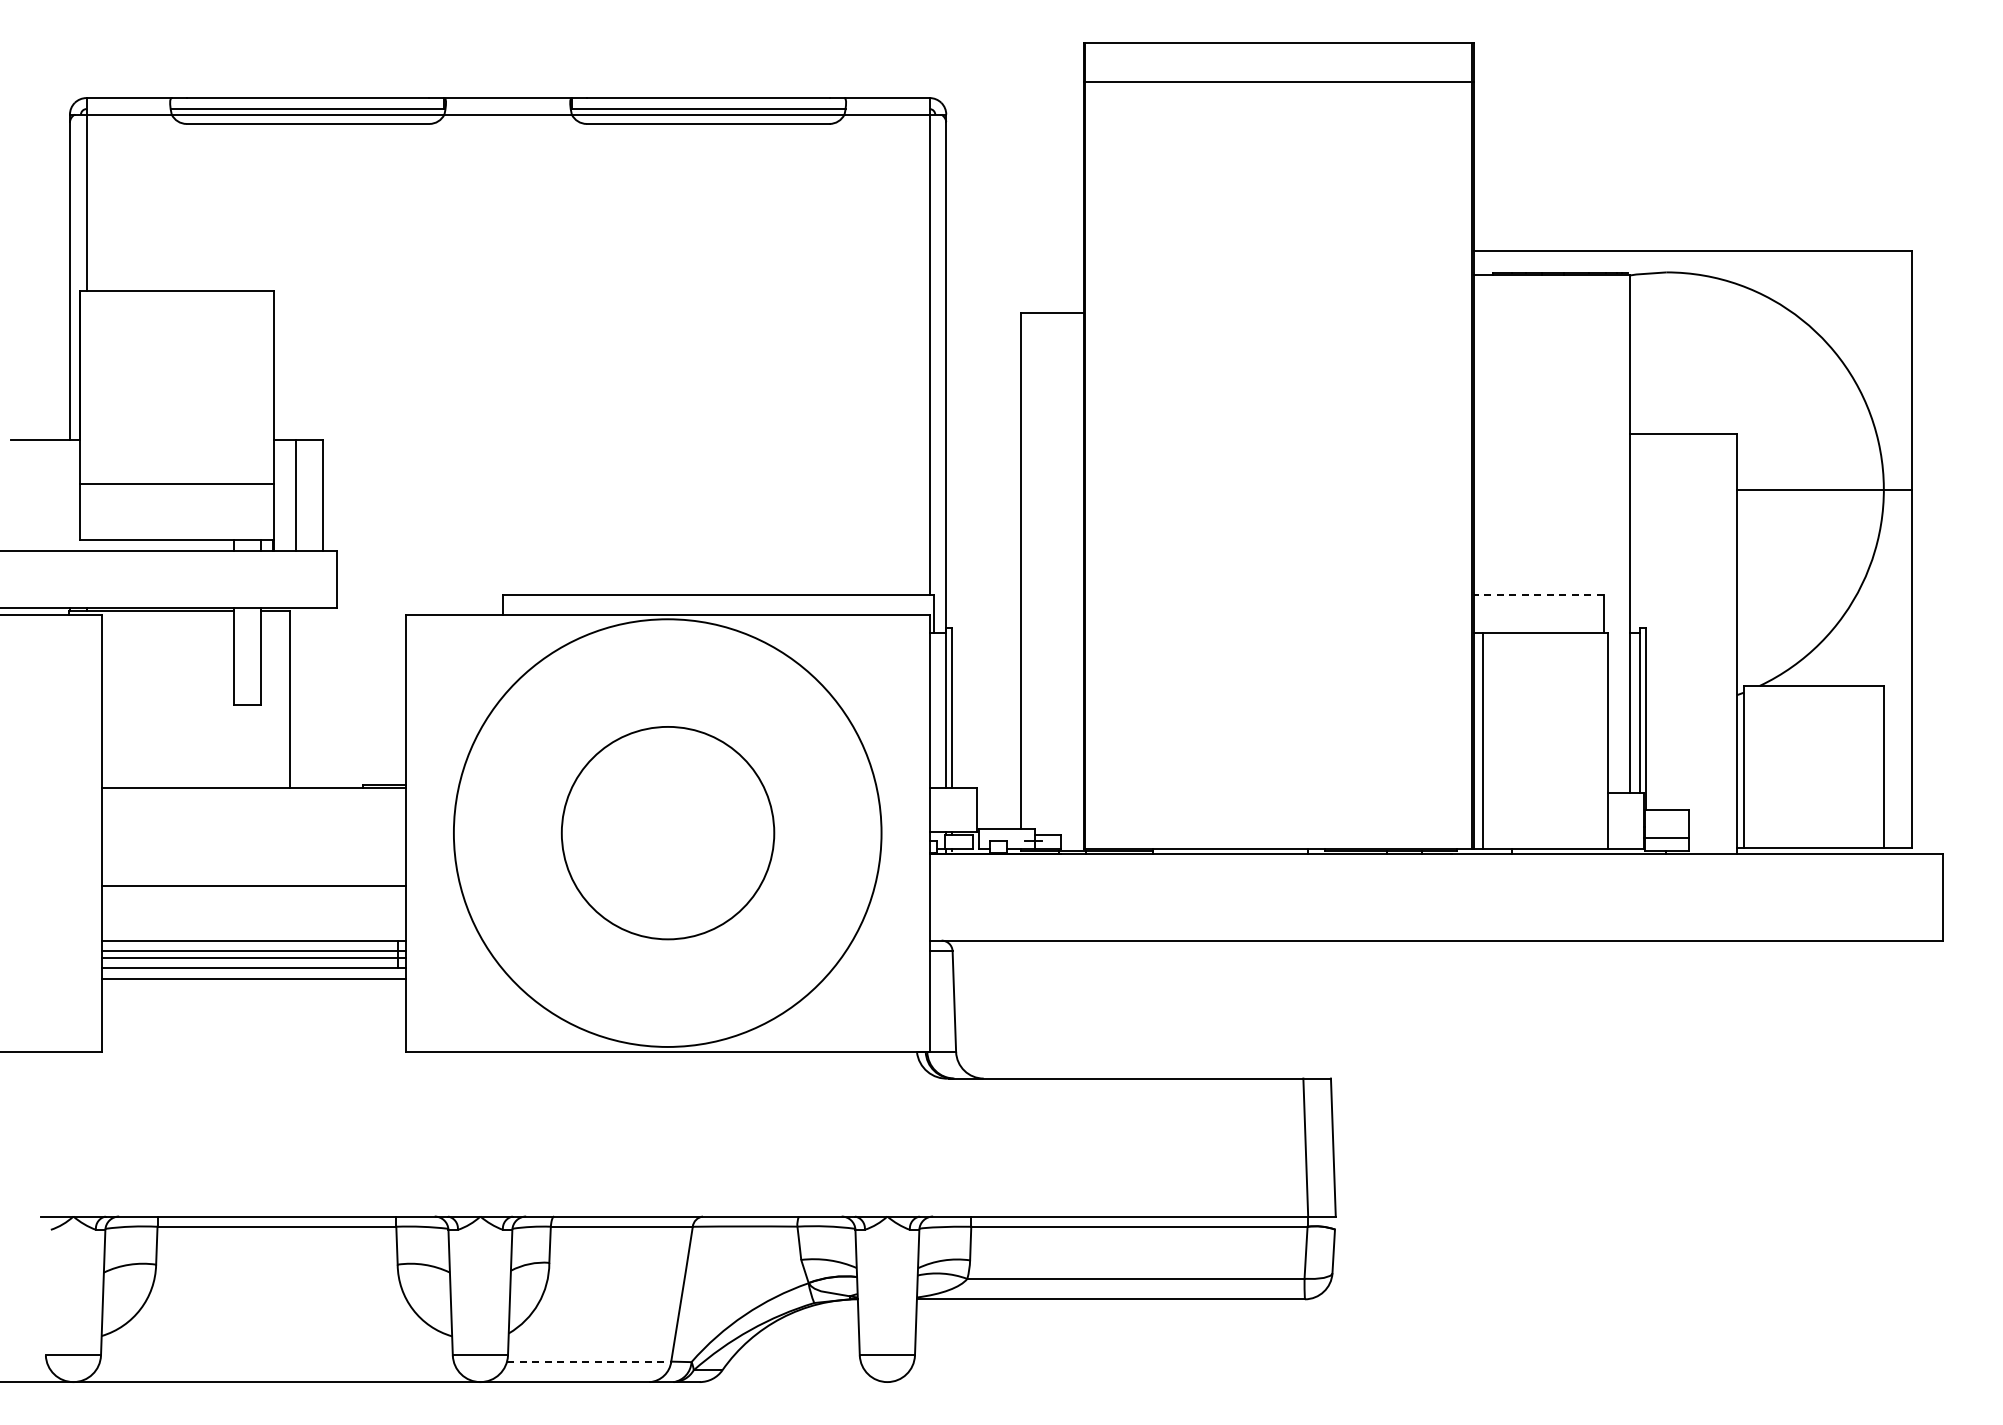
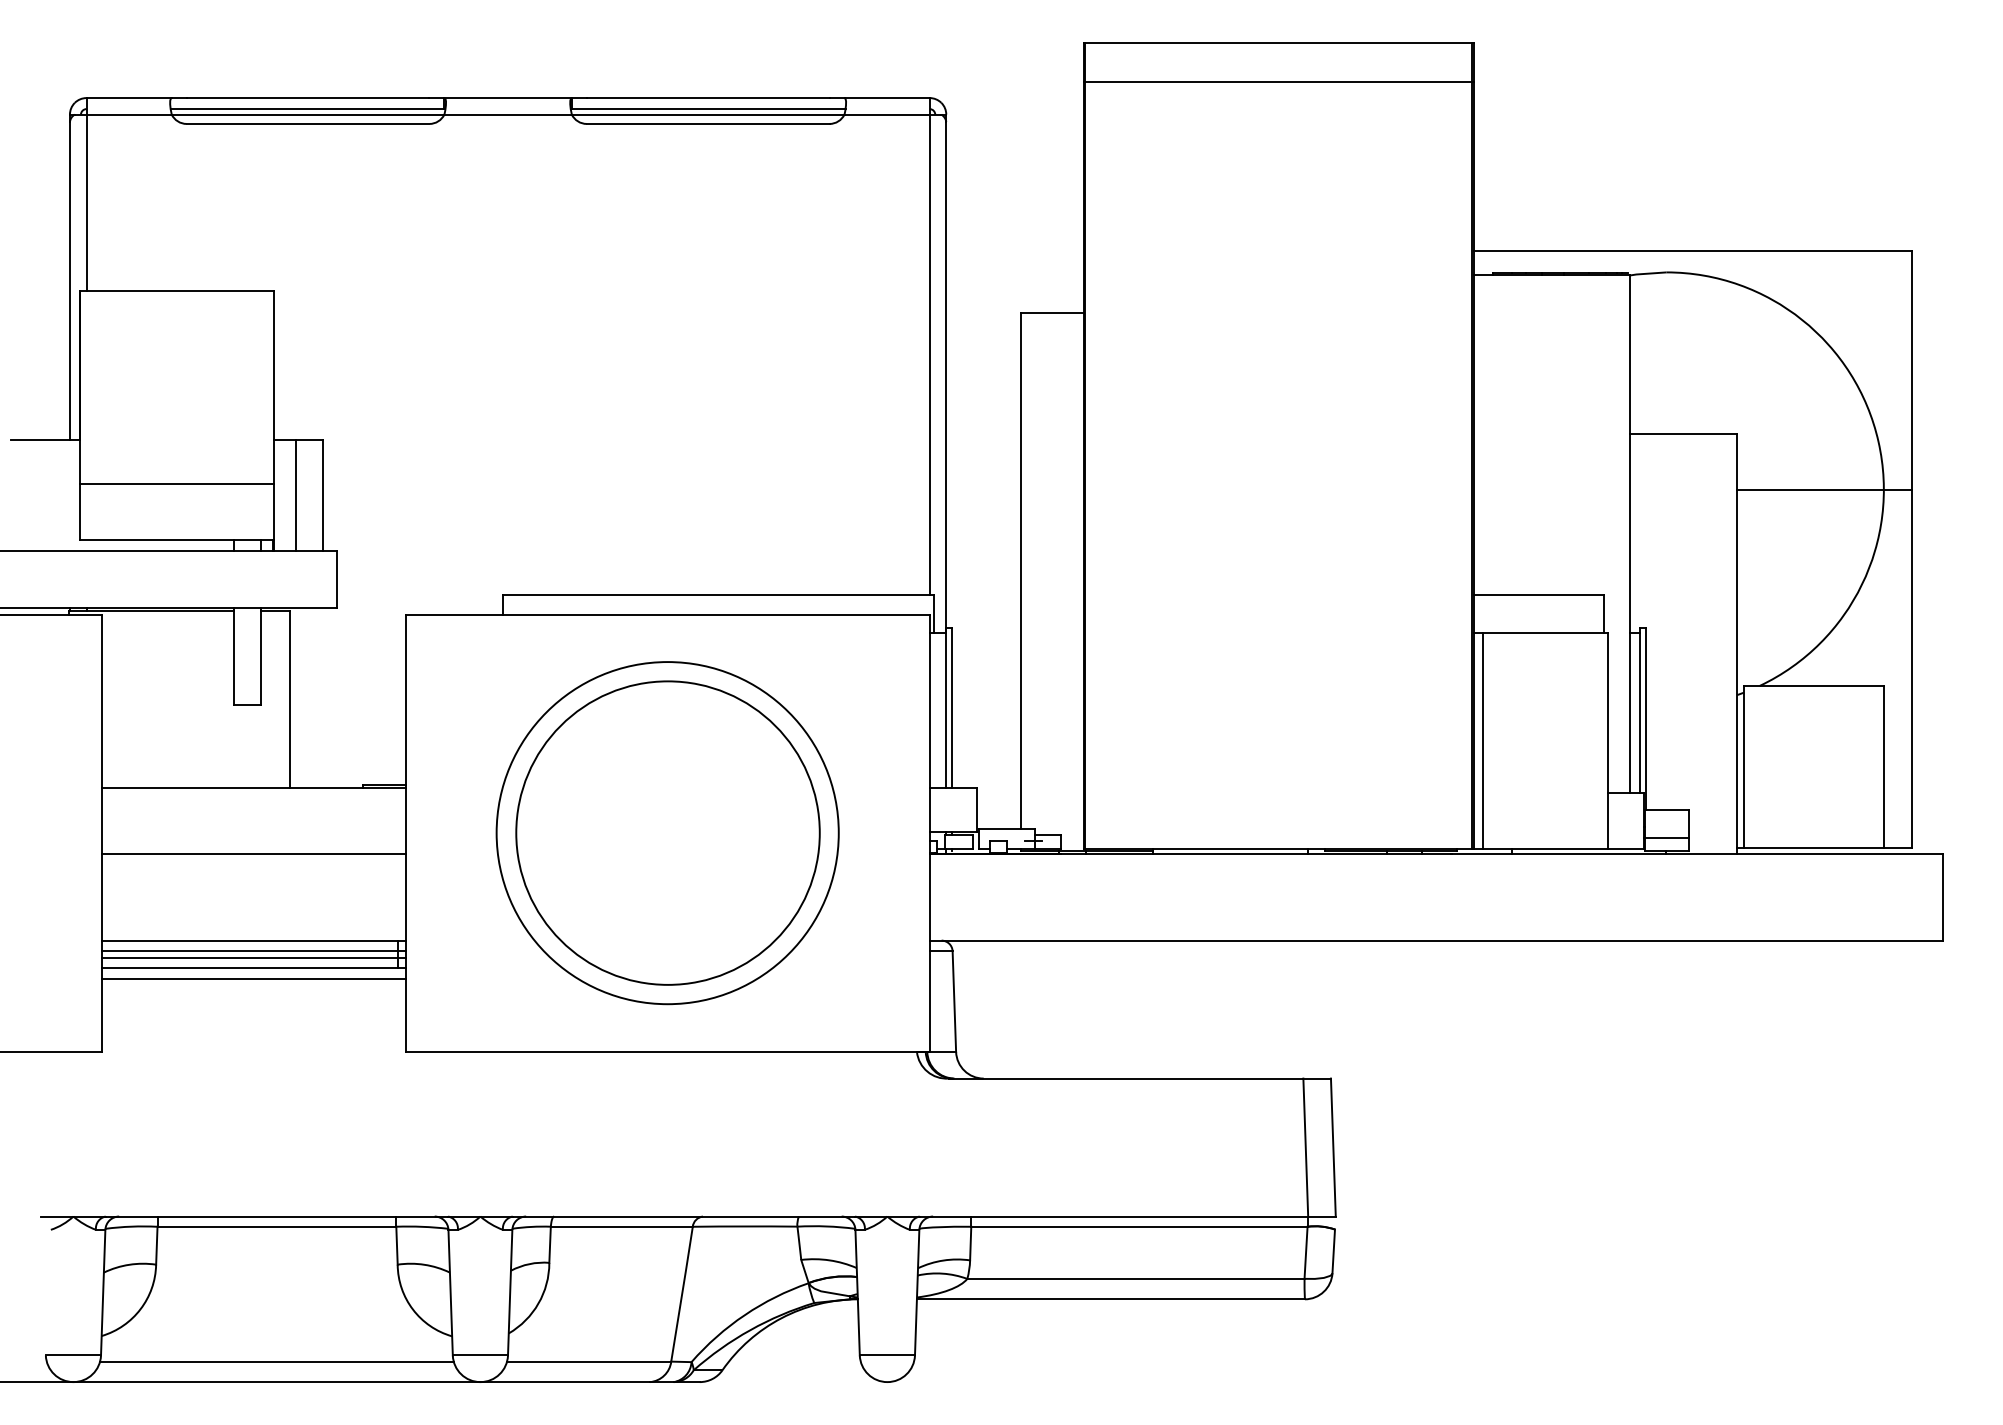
line: dashed -> solid (1538, 594)
circle diameter: 212 px -> 304 px (667, 832)
circle diameter: 428 px -> 342 px (667, 833)
line position: (253, 886) -> (253, 854) (253, 854)
line: none -> present (276, 1361)
line: dashed -> solid (589, 1361)
